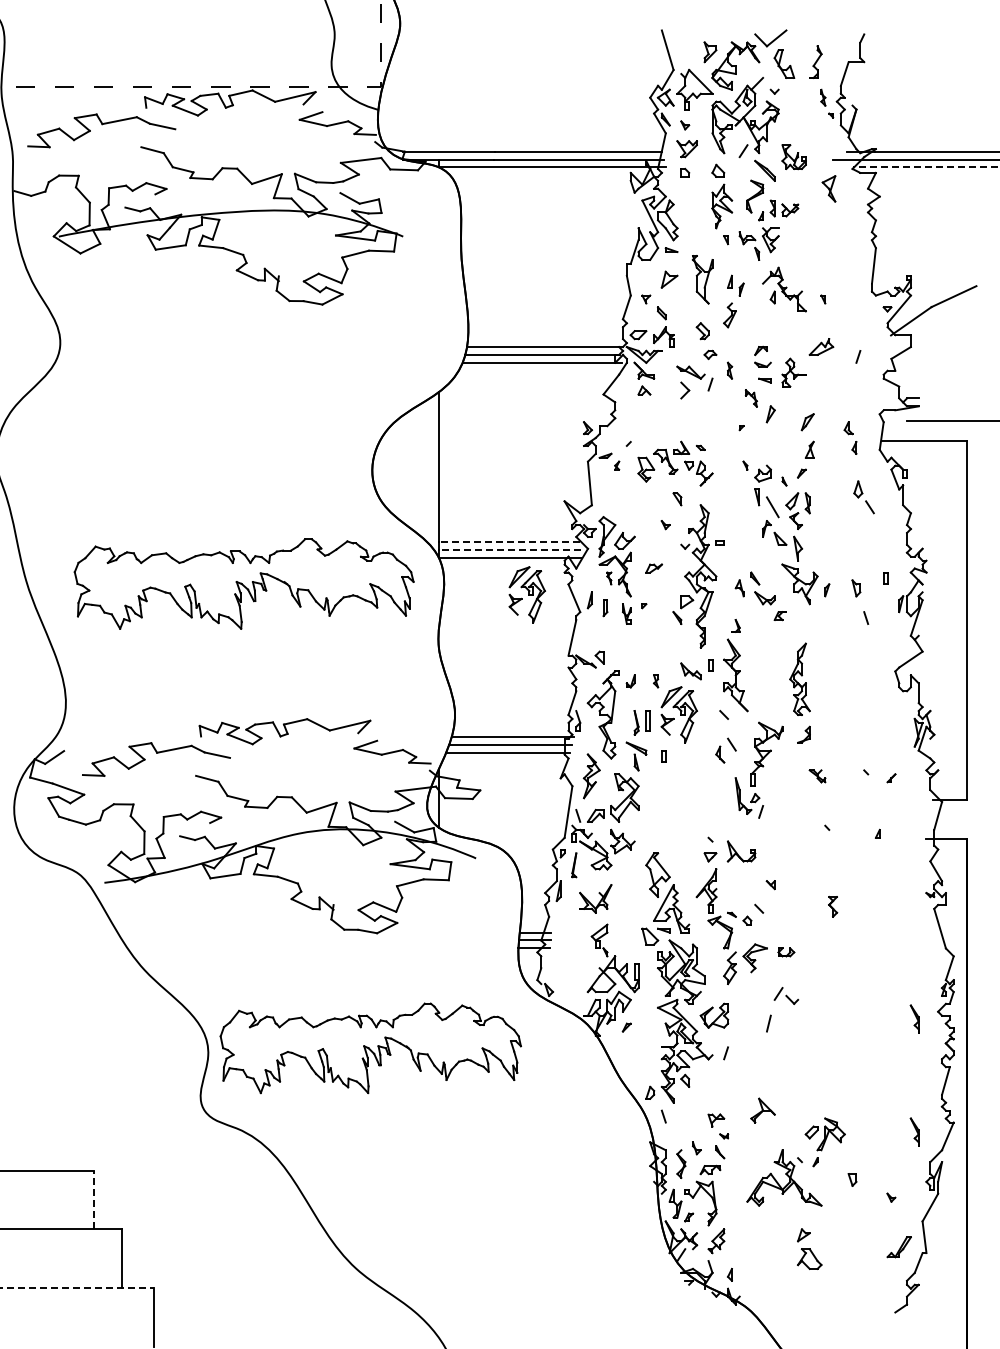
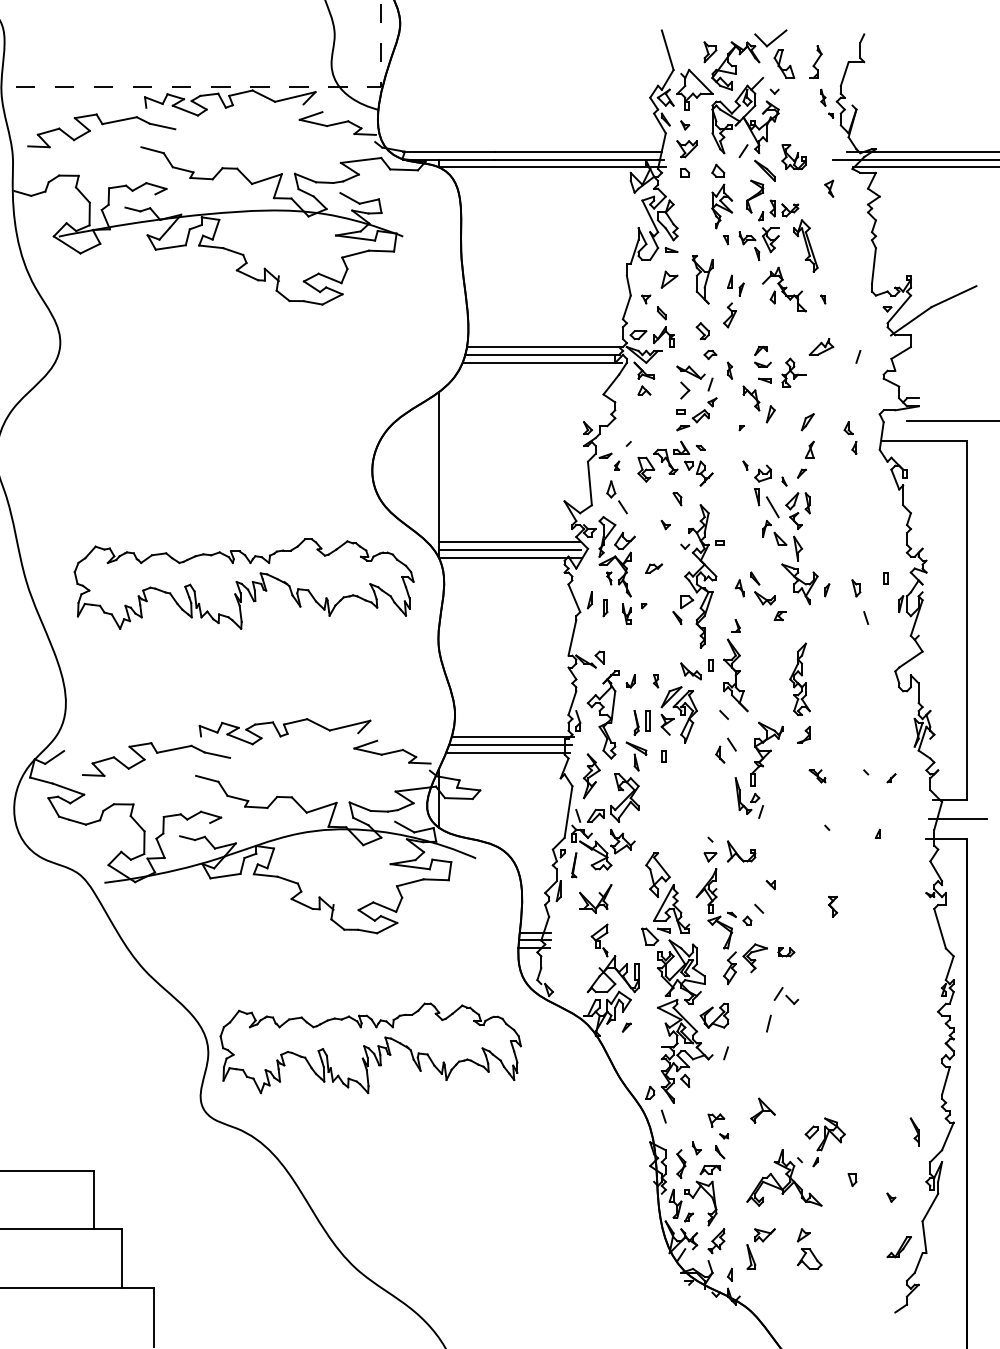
line: dashed -> solid (926, 167)
part size: 16x28 px -> 11x19 px (829, 188)
part: none -> present (805, 245)
part size: 14x19 px -> 19x27 px (751, 398)
part: none -> present (696, 414)
part position: (863, 497) -> (616, 497) (616, 497)
line: dashed -> solid (508, 542)
line: dashed -> solid (509, 550)
part: present -> none (526, 594)
line: none -> present (957, 819)
part: present -> none (914, 1018)
line: dashed -> solid (94, 1199)
part: none -> present (762, 1242)
line: dashed -> solid (77, 1288)
